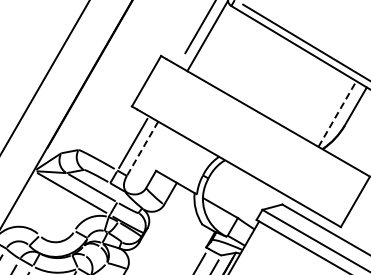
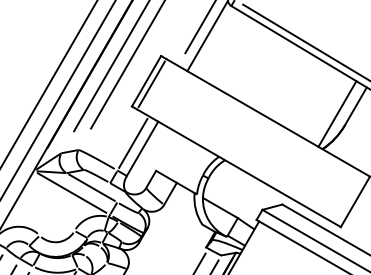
line: none -> present (127, 65)
line: none -> present (111, 66)
line position: (45, 76) -> (49, 83) (49, 83)
line: none -> present (151, 84)
line: none -> present (58, 99)
line: dashed -> solid (337, 114)
line: dashed -> solid (142, 149)
